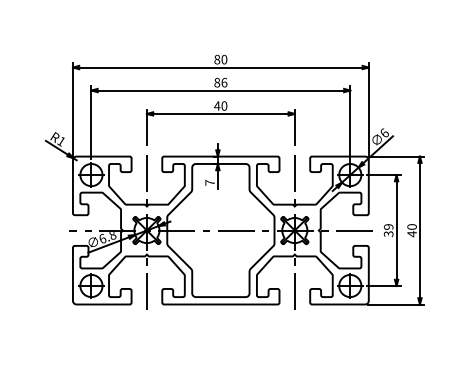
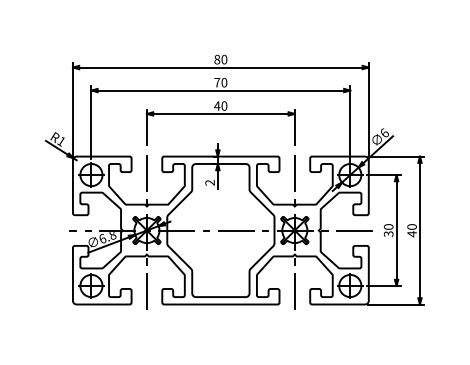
text: 86 -> 70 (220, 82)
text: 7 -> 2 (209, 182)
text: 39 -> 30 (388, 226)
